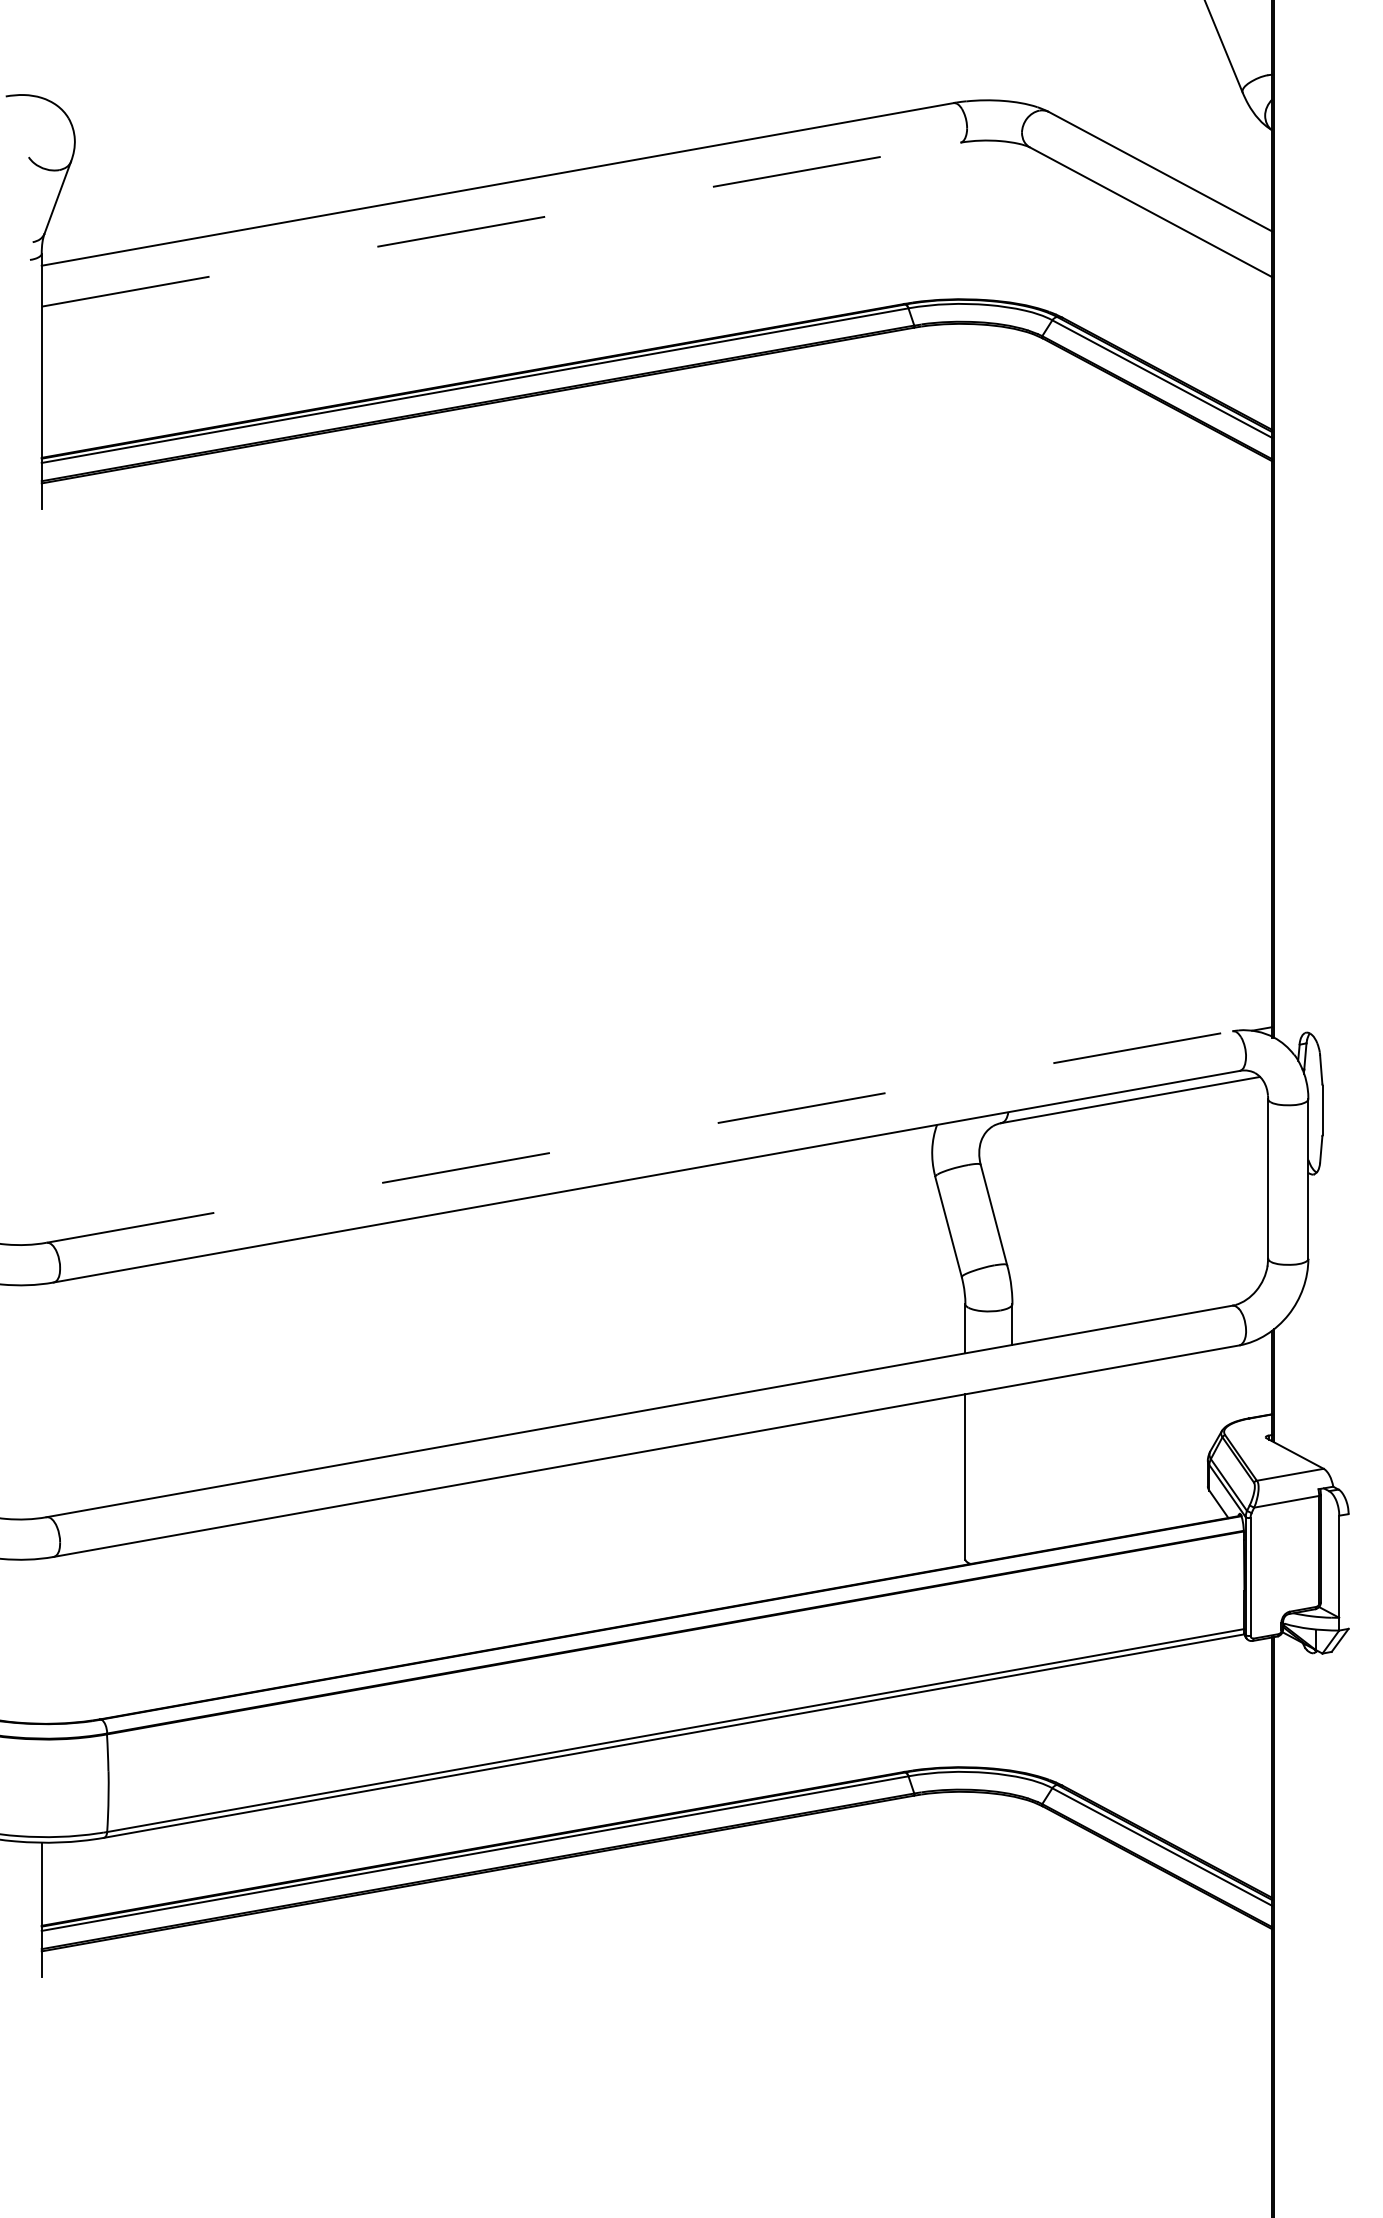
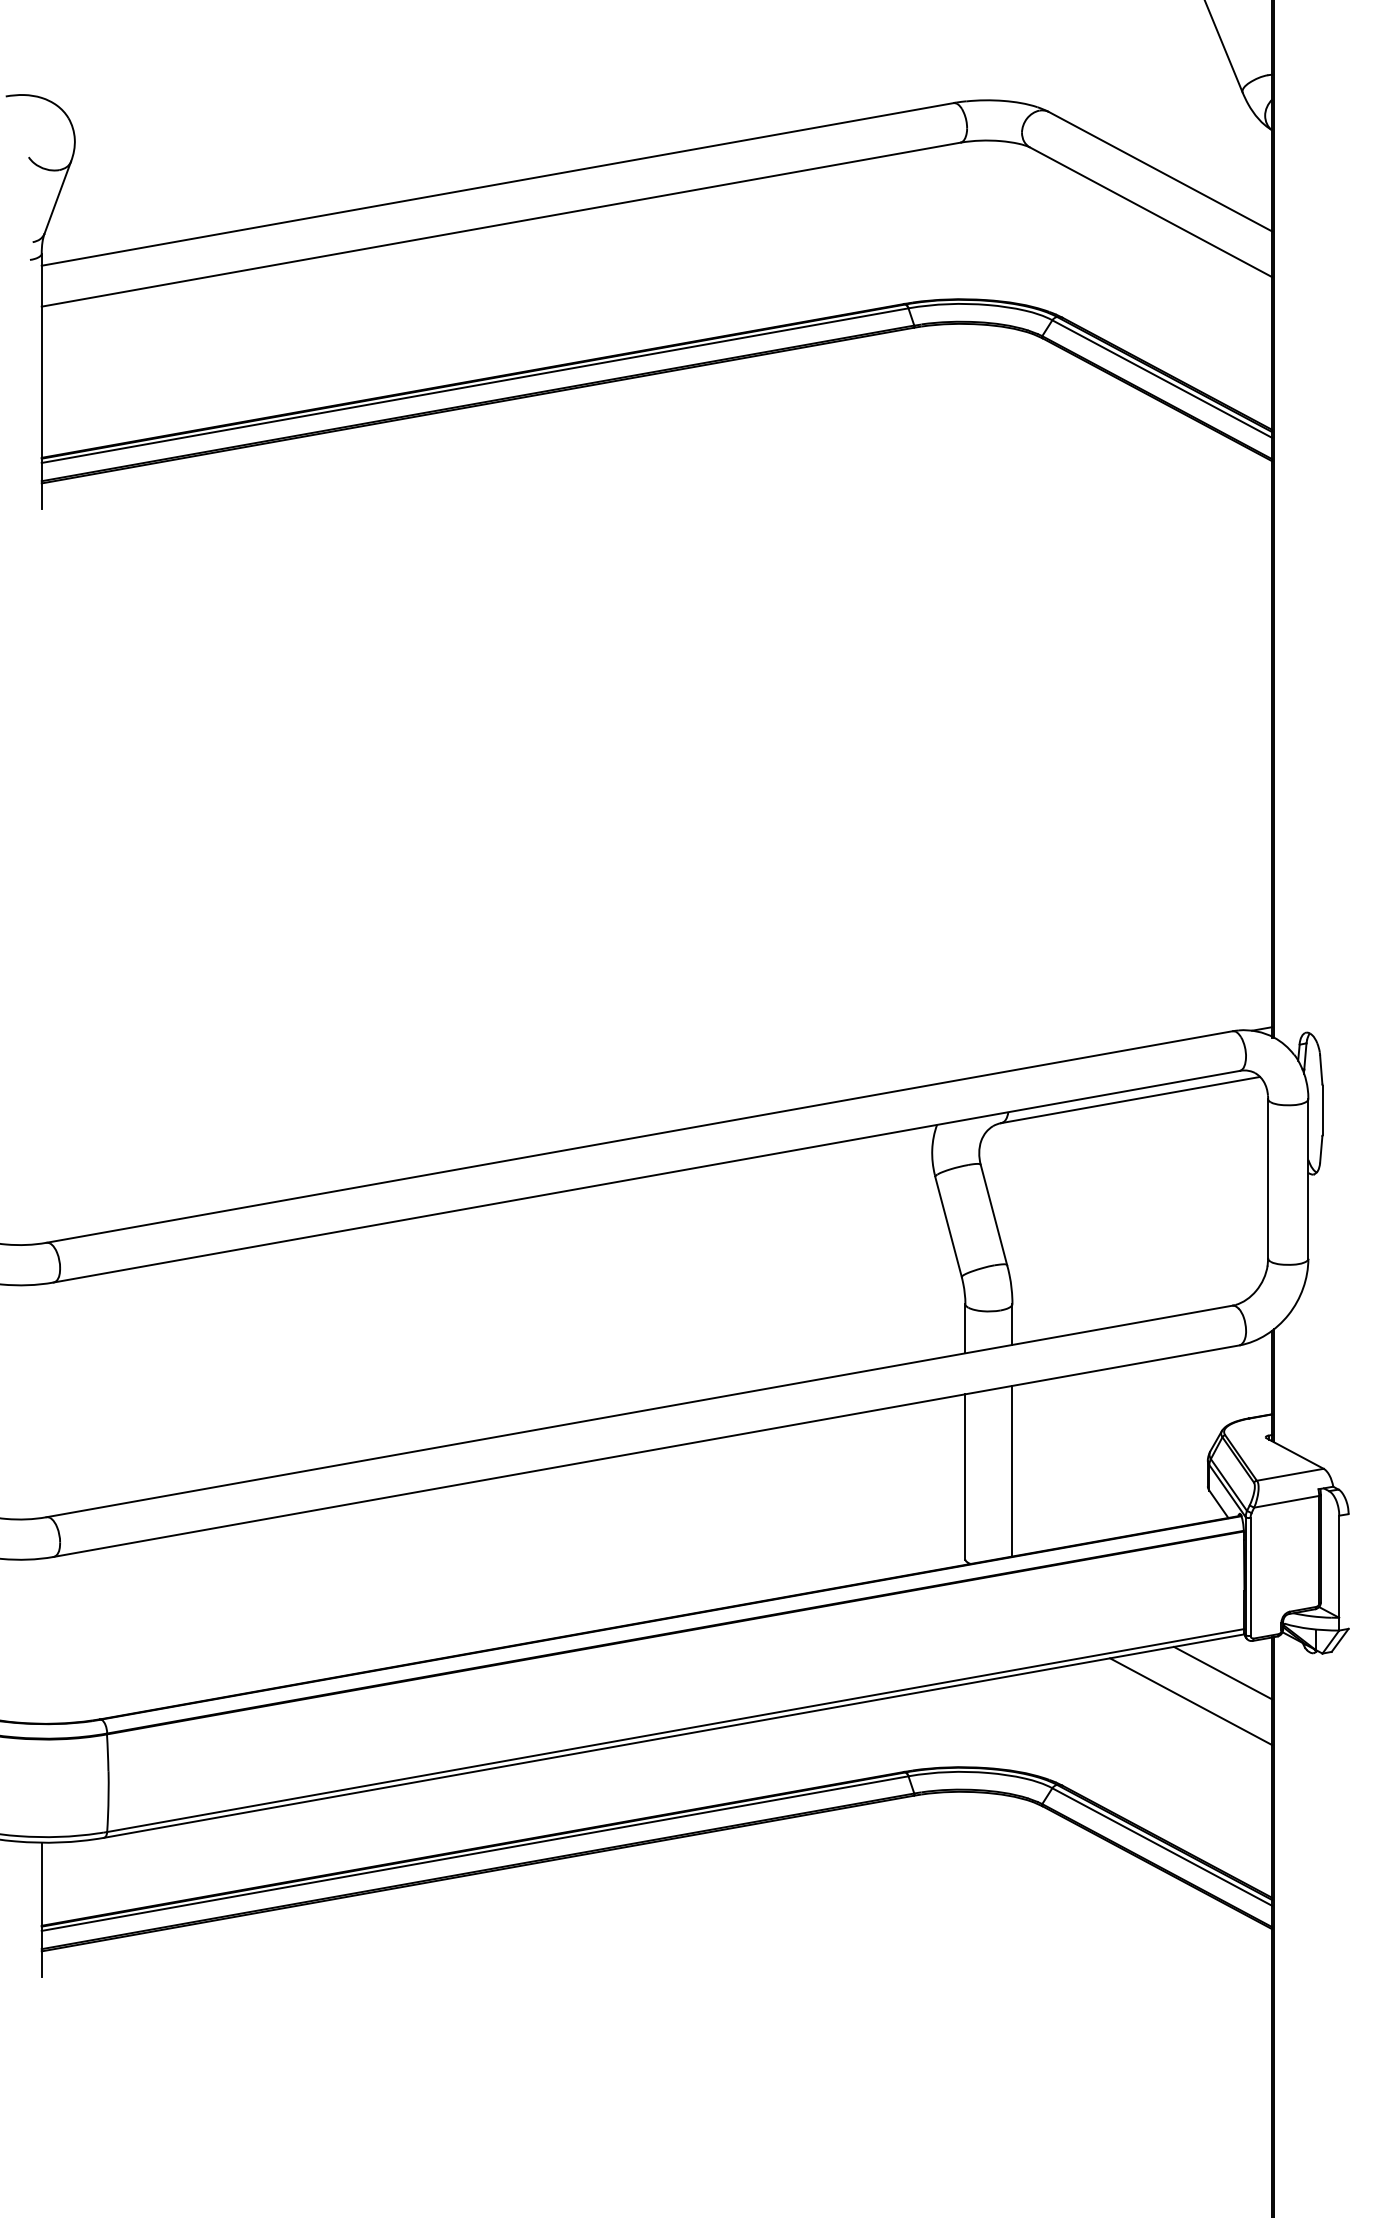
line: dashed -> solid (501, 224)
line: dashed -> solid (640, 1136)
line: none -> present (1012, 1470)
line: none -> present (1223, 1672)
line: none -> present (1191, 1701)
